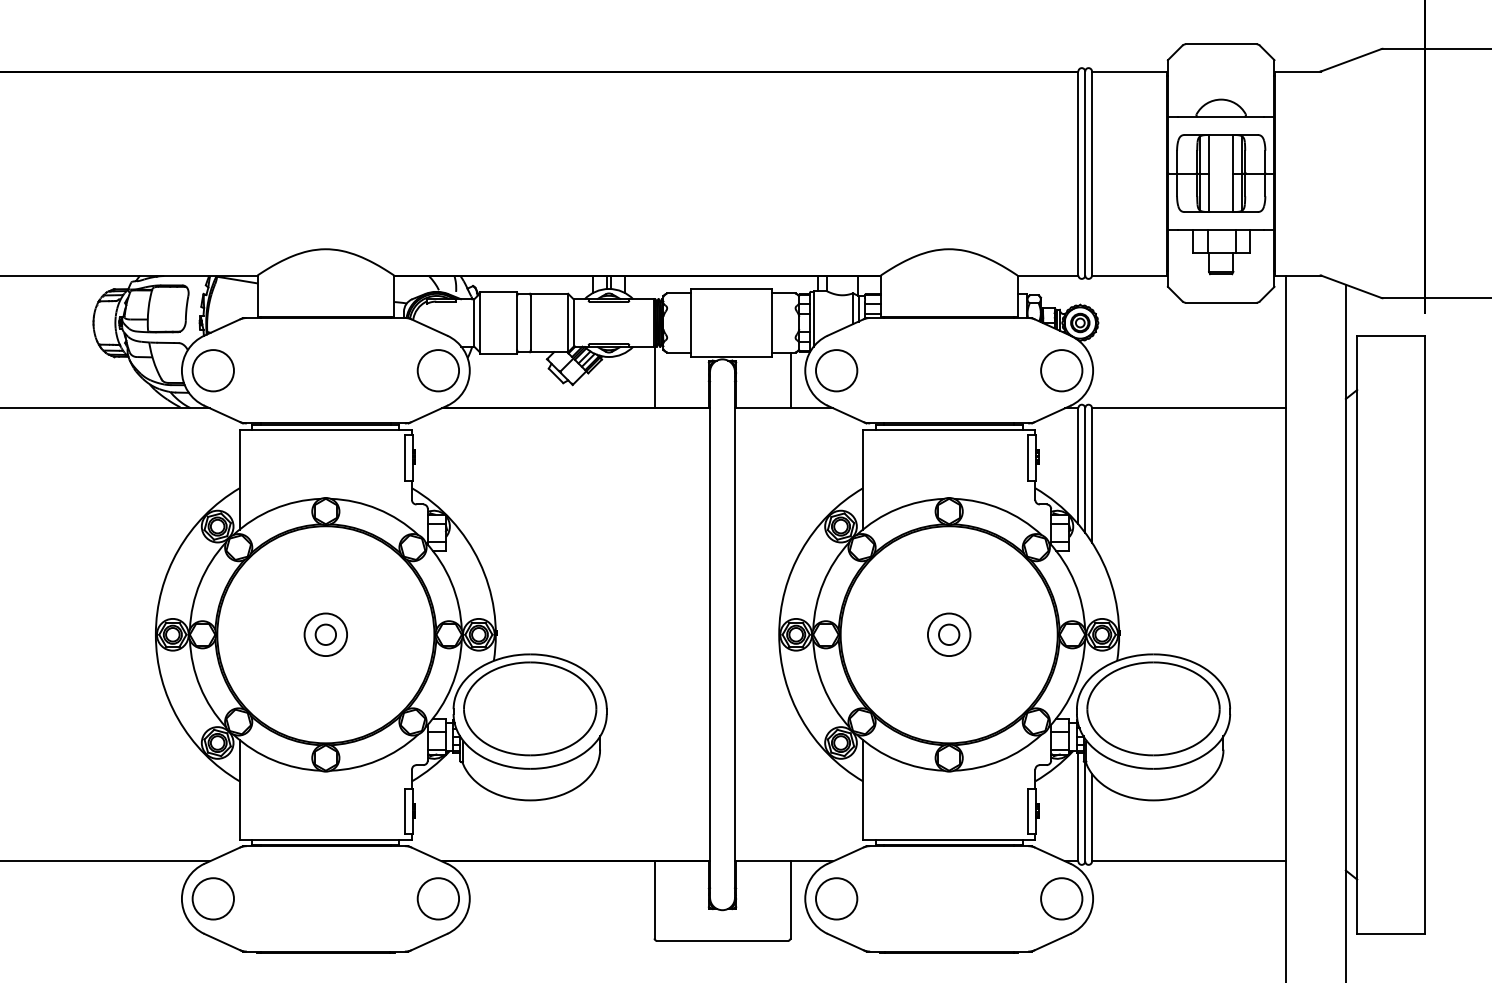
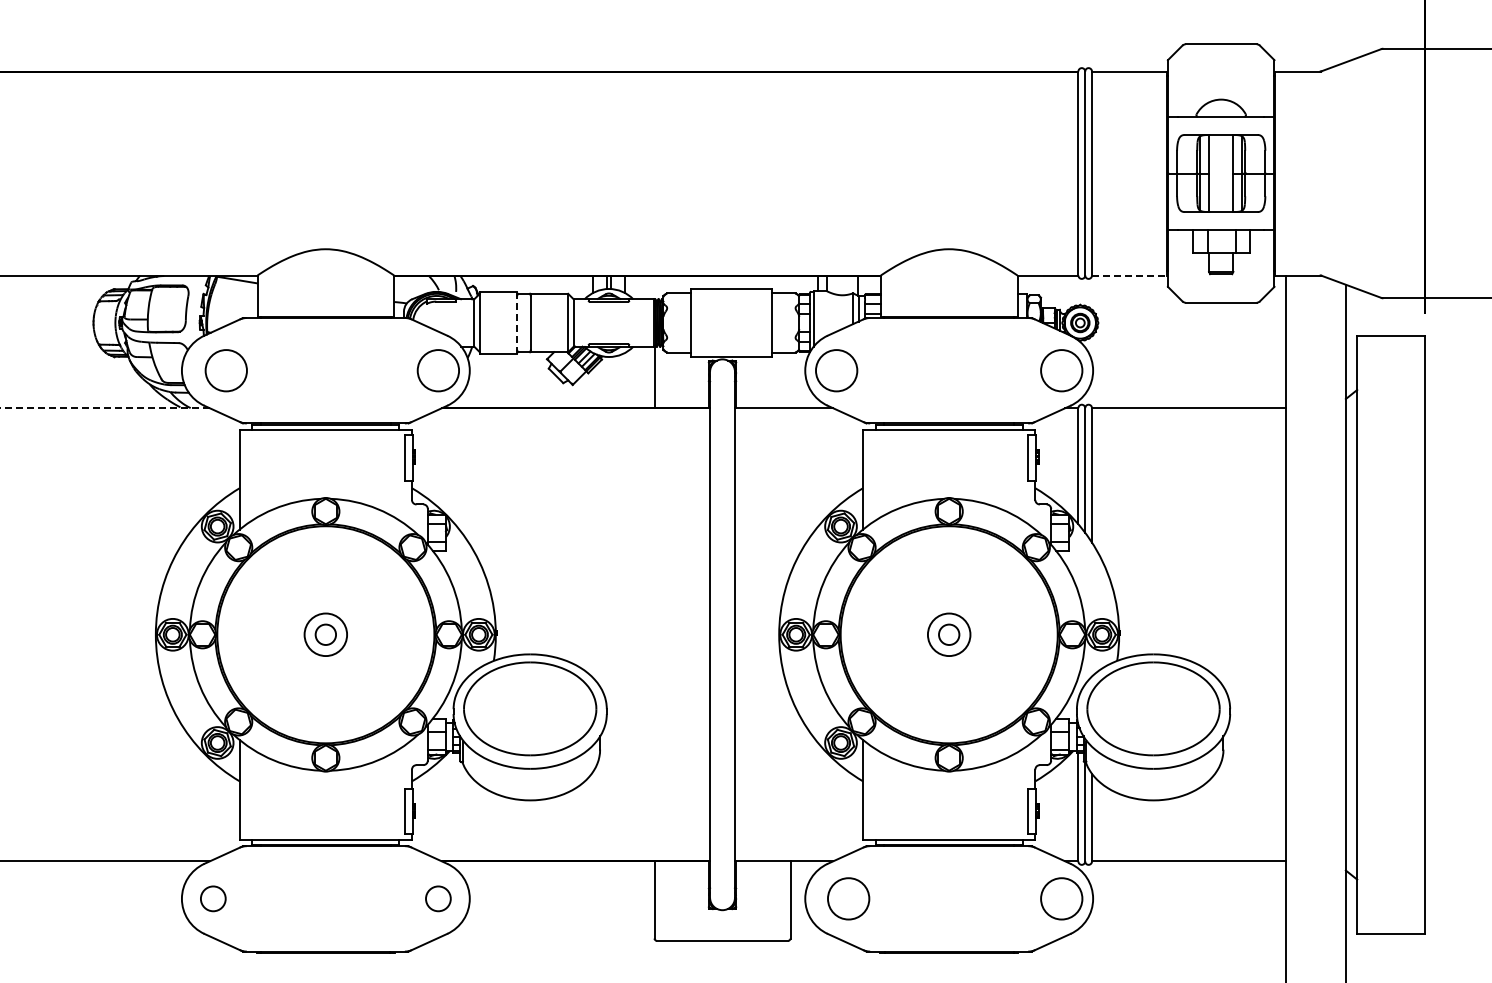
line: solid -> dashed (1129, 275)
line: solid -> dashed (517, 323)
circle position: (212, 370) -> (225, 370) (225, 370)
line: present -> none (790, 380)
line: solid -> dashed (104, 408)
circle diameter: 41 px -> 25 px (212, 898)
circle diameter: 41 px -> 25 px (438, 898)
circle position: (836, 898) -> (848, 898) (848, 898)
